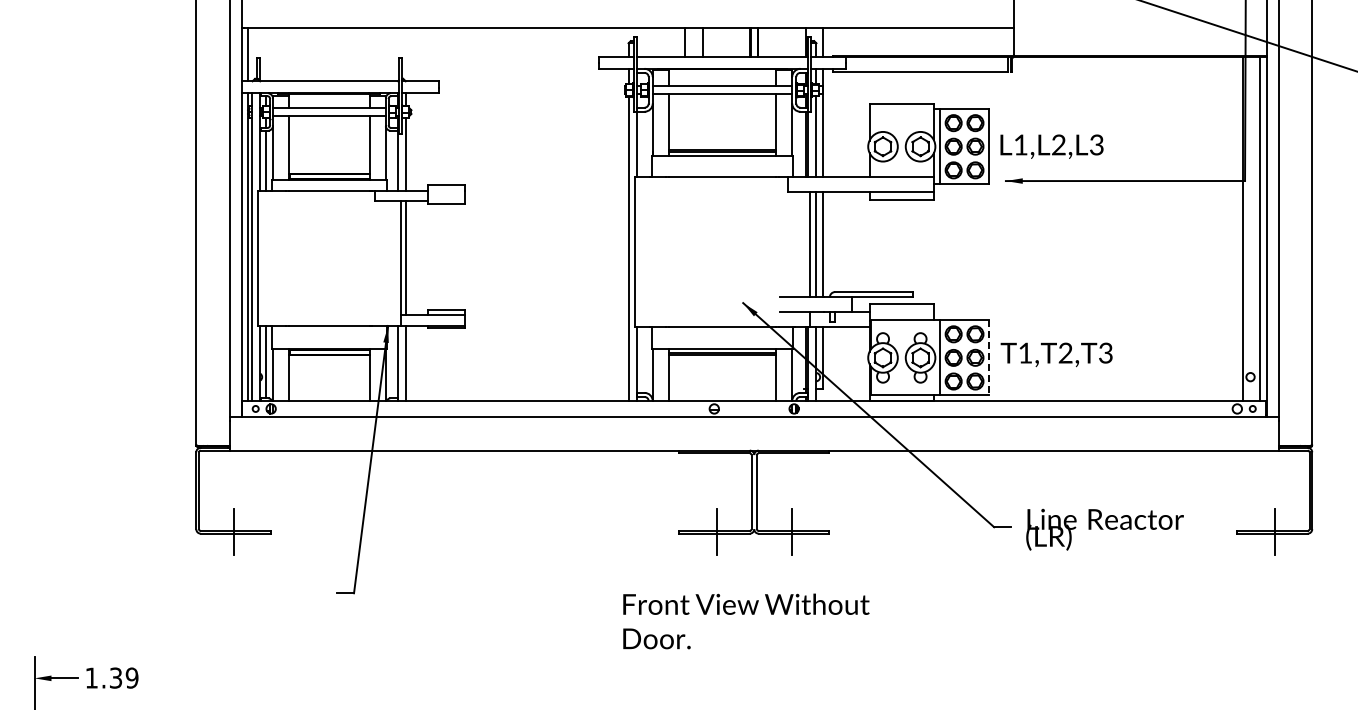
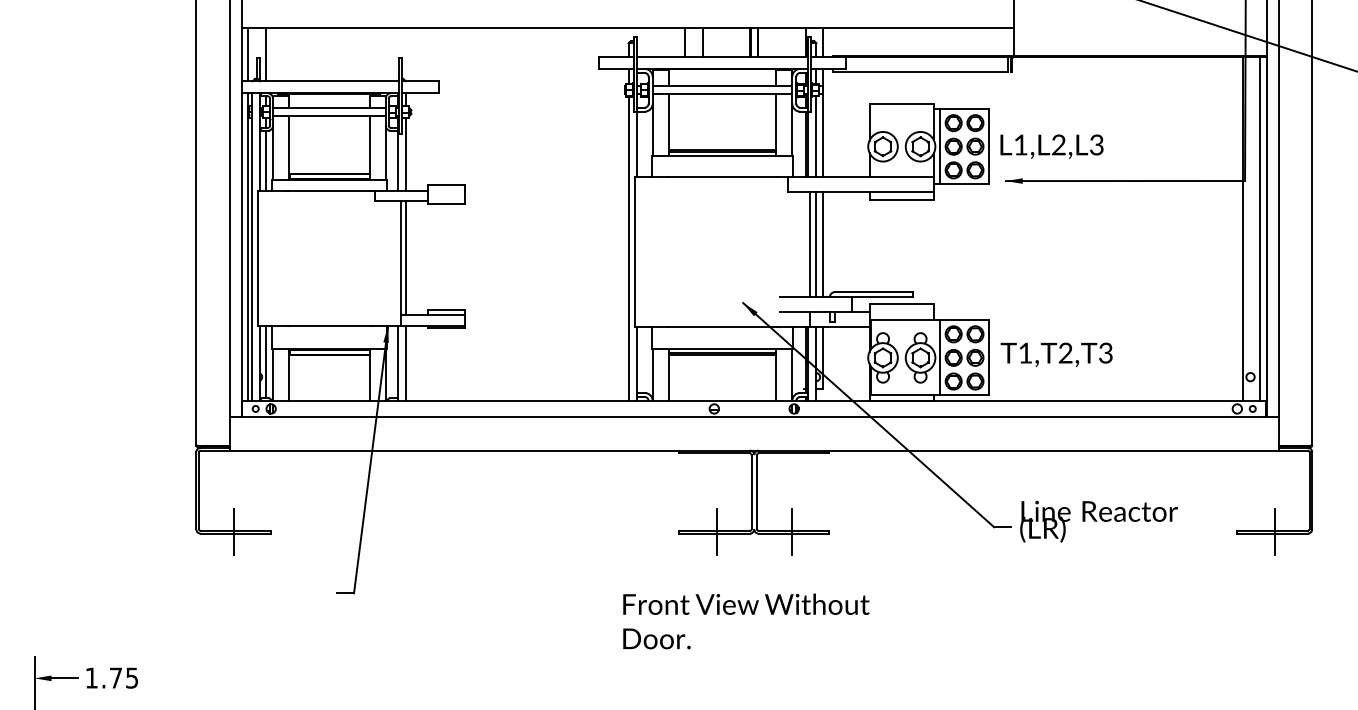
line: none -> present (266, 54)
line: dashed -> solid (988, 357)
text position: (1104, 529) -> (1098, 521) (1098, 521)
text: 1.39 -> 1.75 (124, 677)
